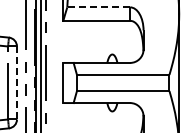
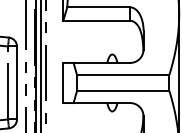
line: dashed -> solid (98, 7)
line: dashed -> solid (17, 82)
